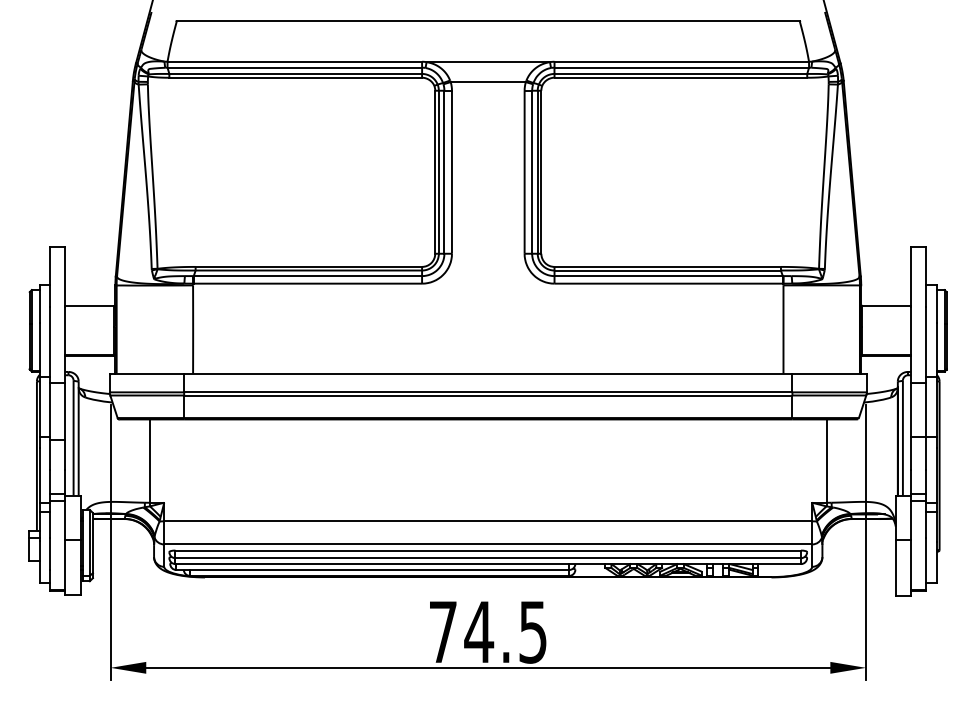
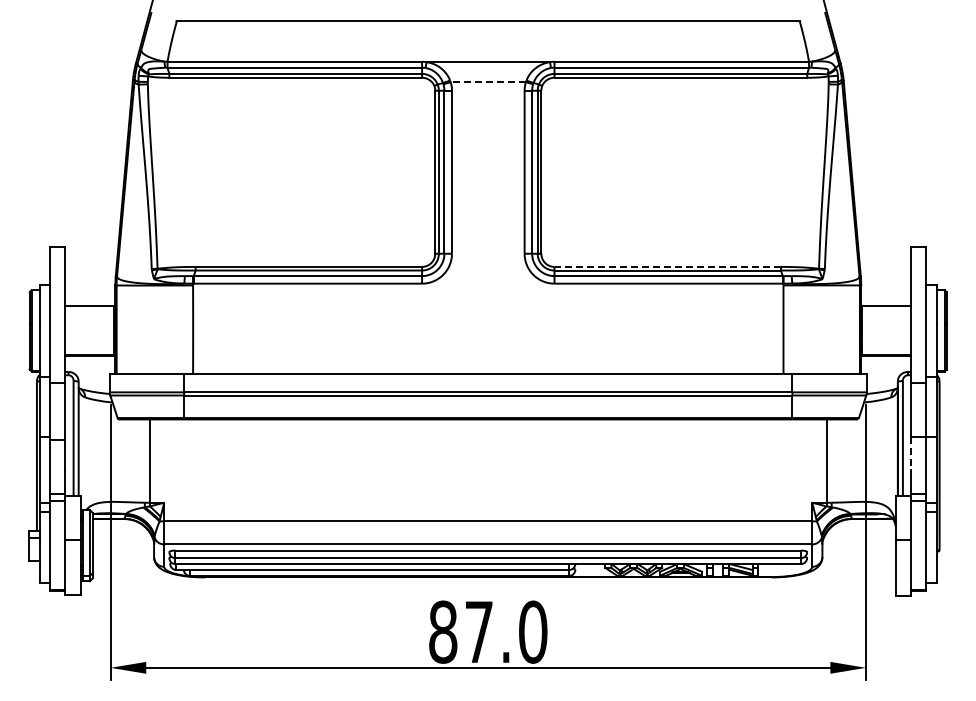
line: solid -> dashed (488, 82)
line: solid -> dashed (667, 266)
line: solid -> dashed (911, 454)
text: 74.5 -> 87.0 (488, 631)
